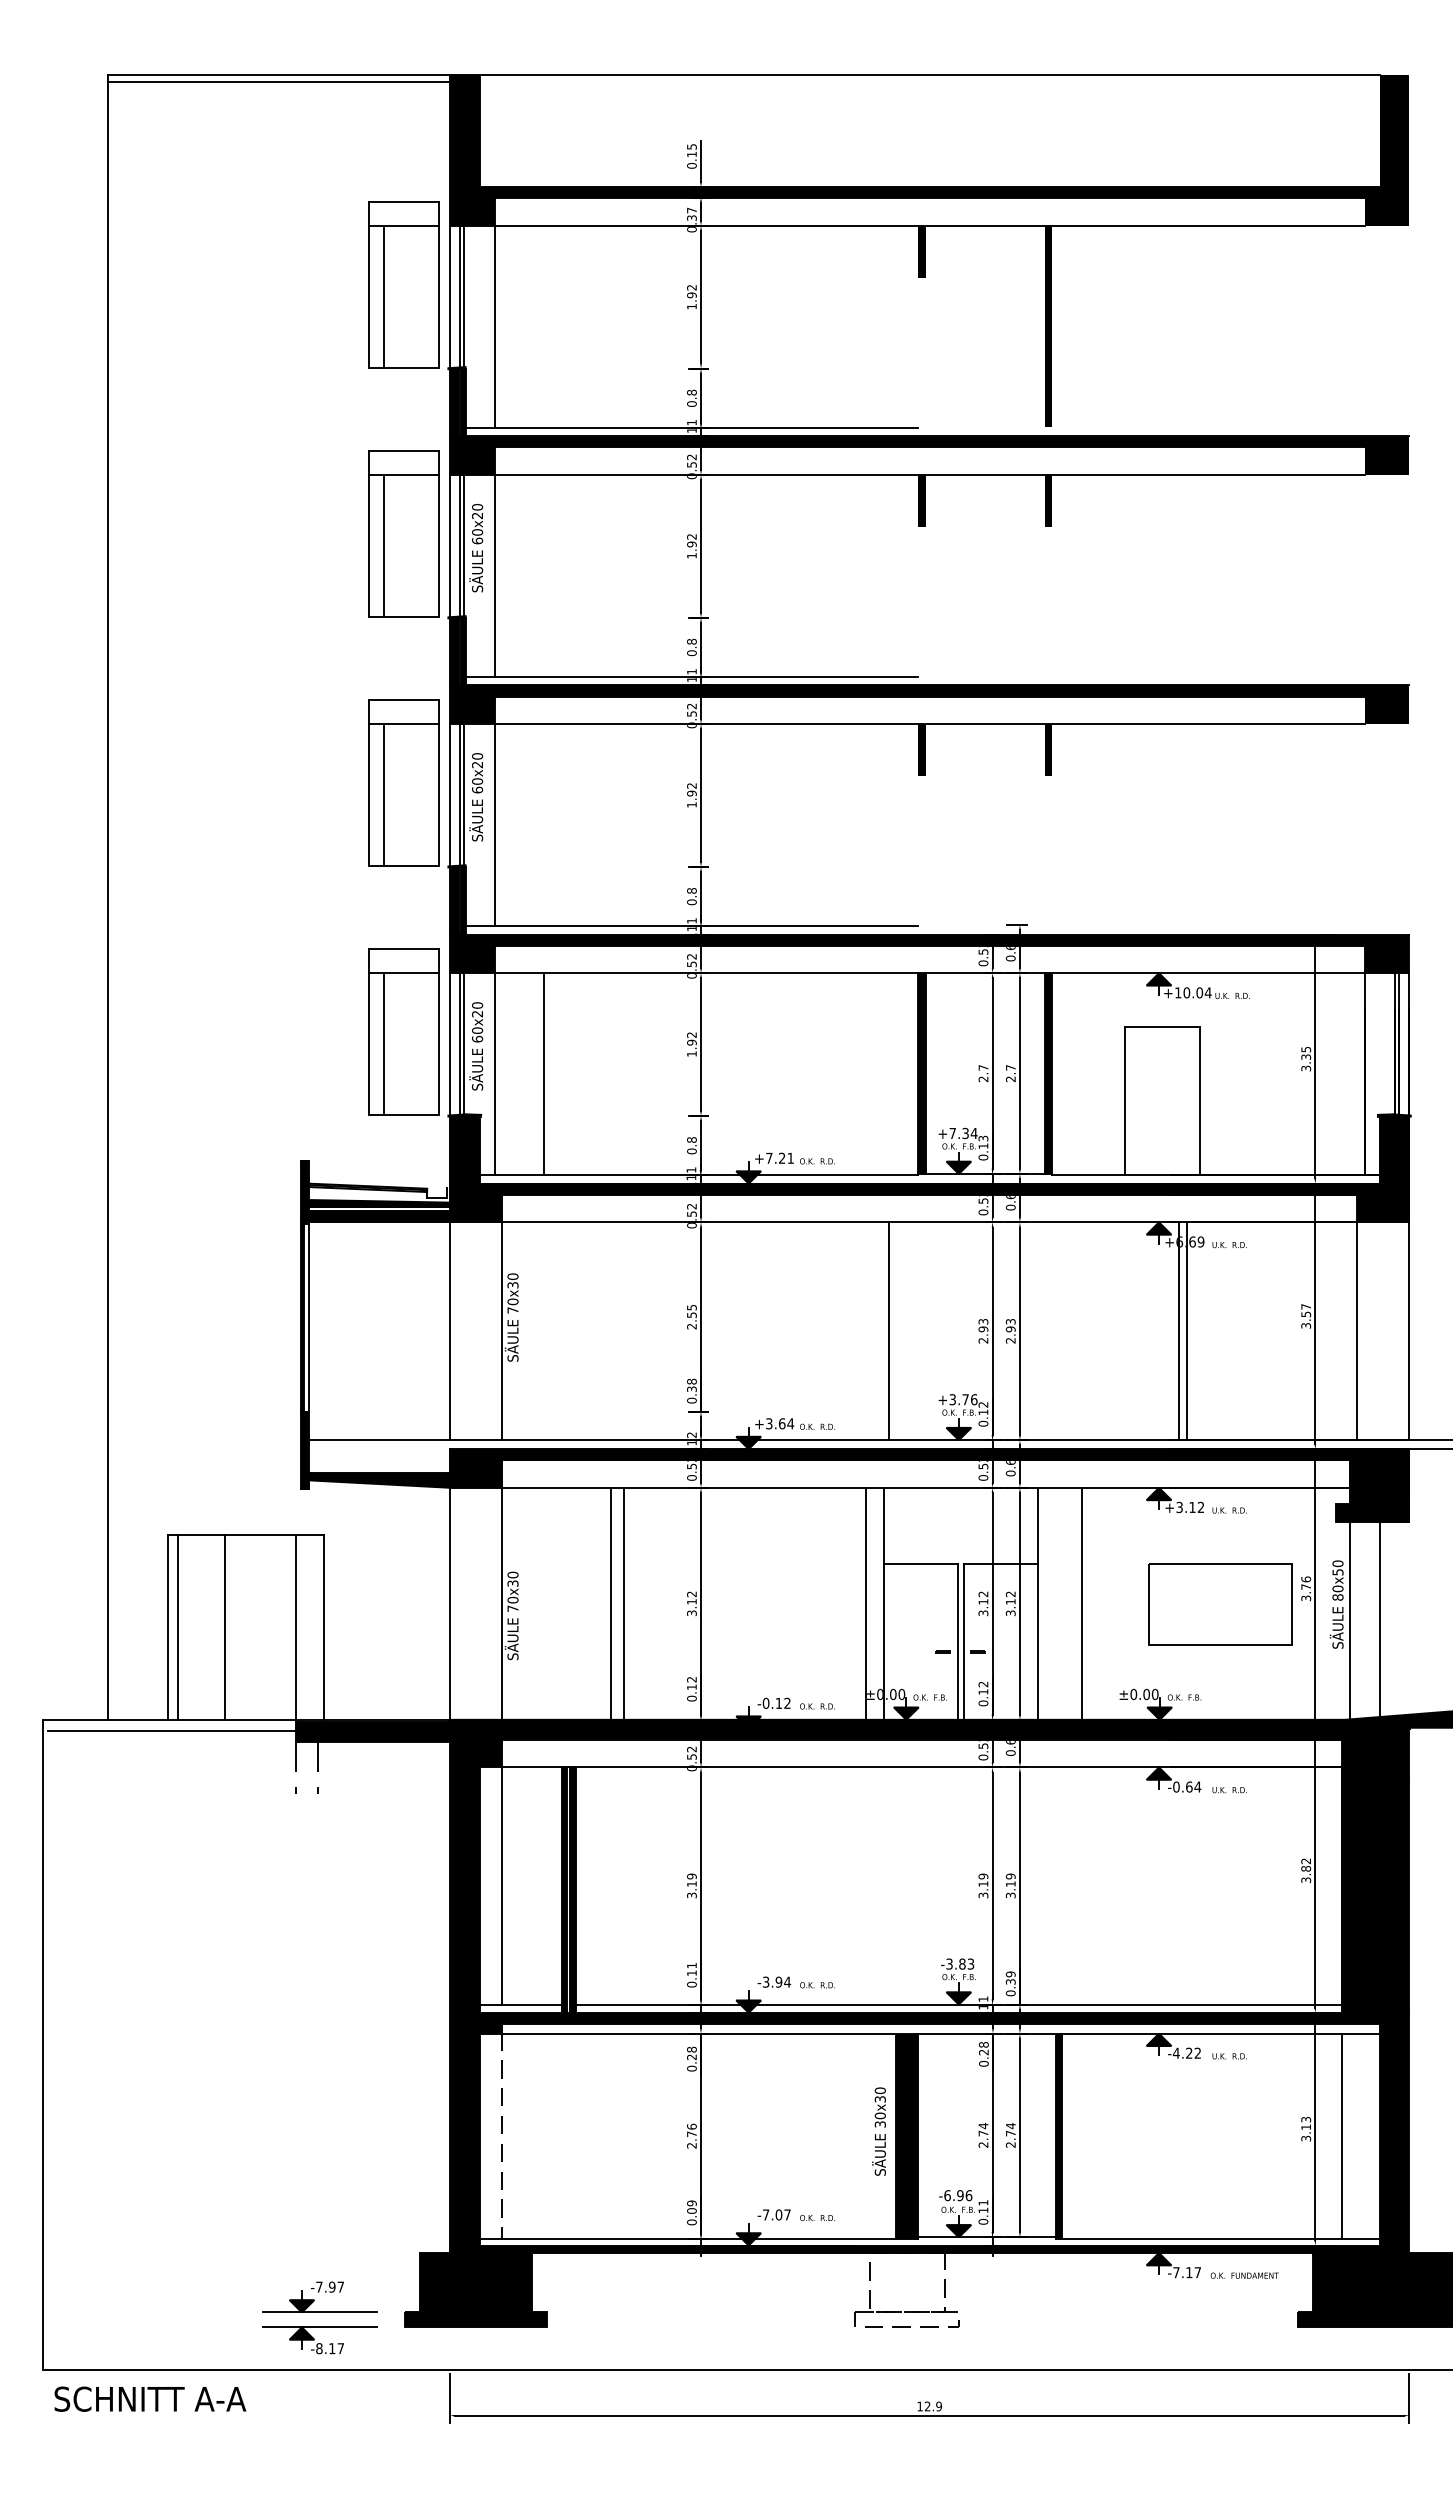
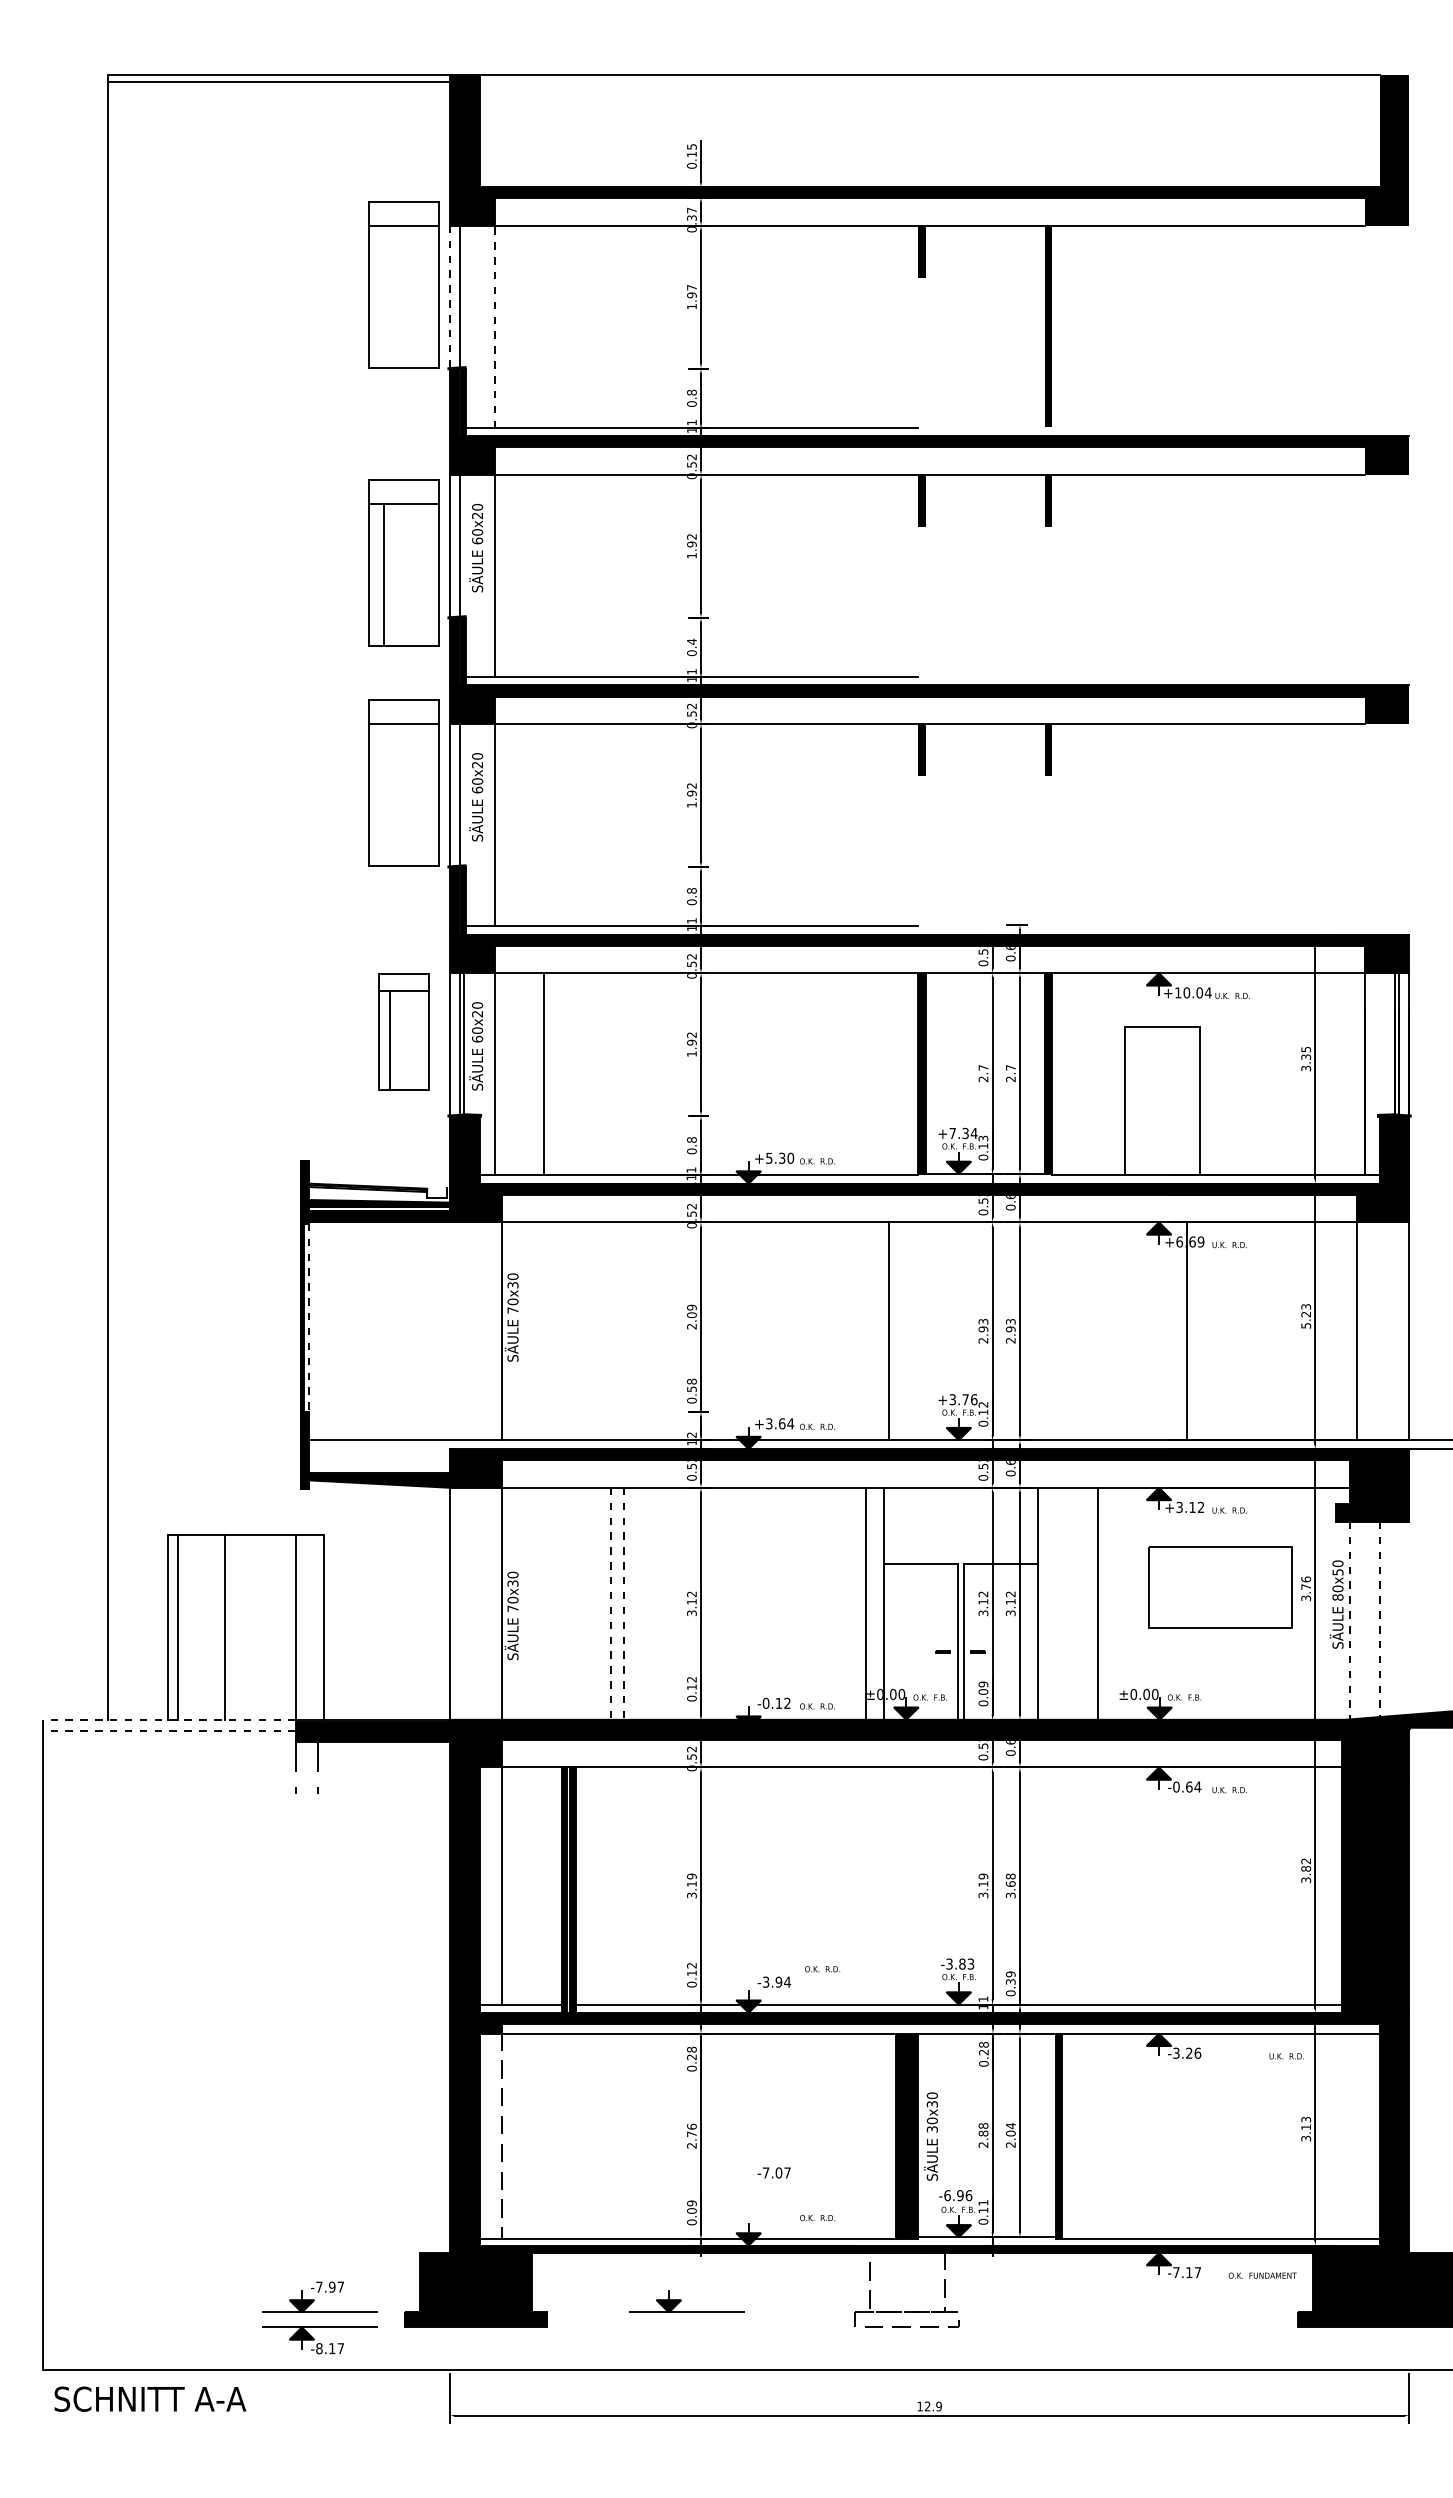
text: 1.92 -> 1.97 (691, 287)
line: present -> none (383, 296)
line: present -> none (463, 296)
line: solid -> dashed (449, 297)
line: solid -> dashed (494, 326)
part position: (403, 533) -> (403, 562) (403, 562)
line: present -> none (463, 545)
text: 0.8 -> 0.4 (691, 641)
line: present -> none (463, 794)
line: present -> none (383, 795)
part size: 72x168 px -> 52x118 px (403, 1031)
text: +7.21 -> +5.30 (780, 1157)
text: 2.55 -> 2.09 (691, 1311)
text: 3.57 -> 5.23 (1306, 1316)
line: solid -> dashed (308, 1318)
line: present -> none (449, 1331)
line: present -> none (1179, 1331)
text: 0.38 -> 0.58 (691, 1388)
line position: (1081, 1603) -> (1097, 1603) (1097, 1603)
line: solid -> dashed (610, 1604)
line: solid -> dashed (623, 1604)
part position: (1220, 1604) -> (1220, 1587) (1220, 1587)
line: solid -> dashed (1379, 1619)
line: solid -> dashed (1349, 1620)
text: 0.12 -> 0.09 (983, 1687)
line: solid -> dashed (169, 1719)
line: solid -> dashed (172, 1730)
text: 3.19 -> 3.68 (1010, 1879)
text: 0.11 -> 0.12 (691, 1965)
text position: (817, 1985) -> (822, 1969) (822, 1969)
text: -4.22 -> -3.26 (1186, 2052)
text position: (1229, 2056) -> (1286, 2056) (1286, 2056)
text: 2.74 -> 2.88 (983, 2129)
text position: (878, 2131) -> (930, 2136) (930, 2136)
text: 2.74 -> 2.04 (1010, 2133)
line: present -> none (1342, 2135)
text position: (773, 2214) -> (773, 2172) (773, 2172)
text position: (1244, 2275) -> (1262, 2275) (1262, 2275)
part: none -> present (686, 2301)
